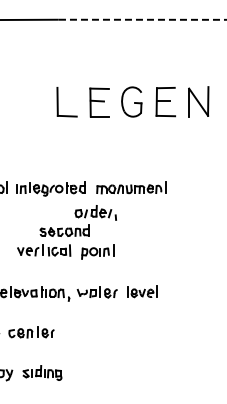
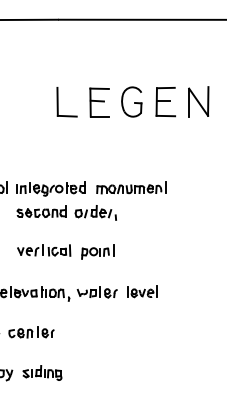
line: dashed -> solid (142, 19)
part position: (64, 230) -> (41, 211) (41, 211)
